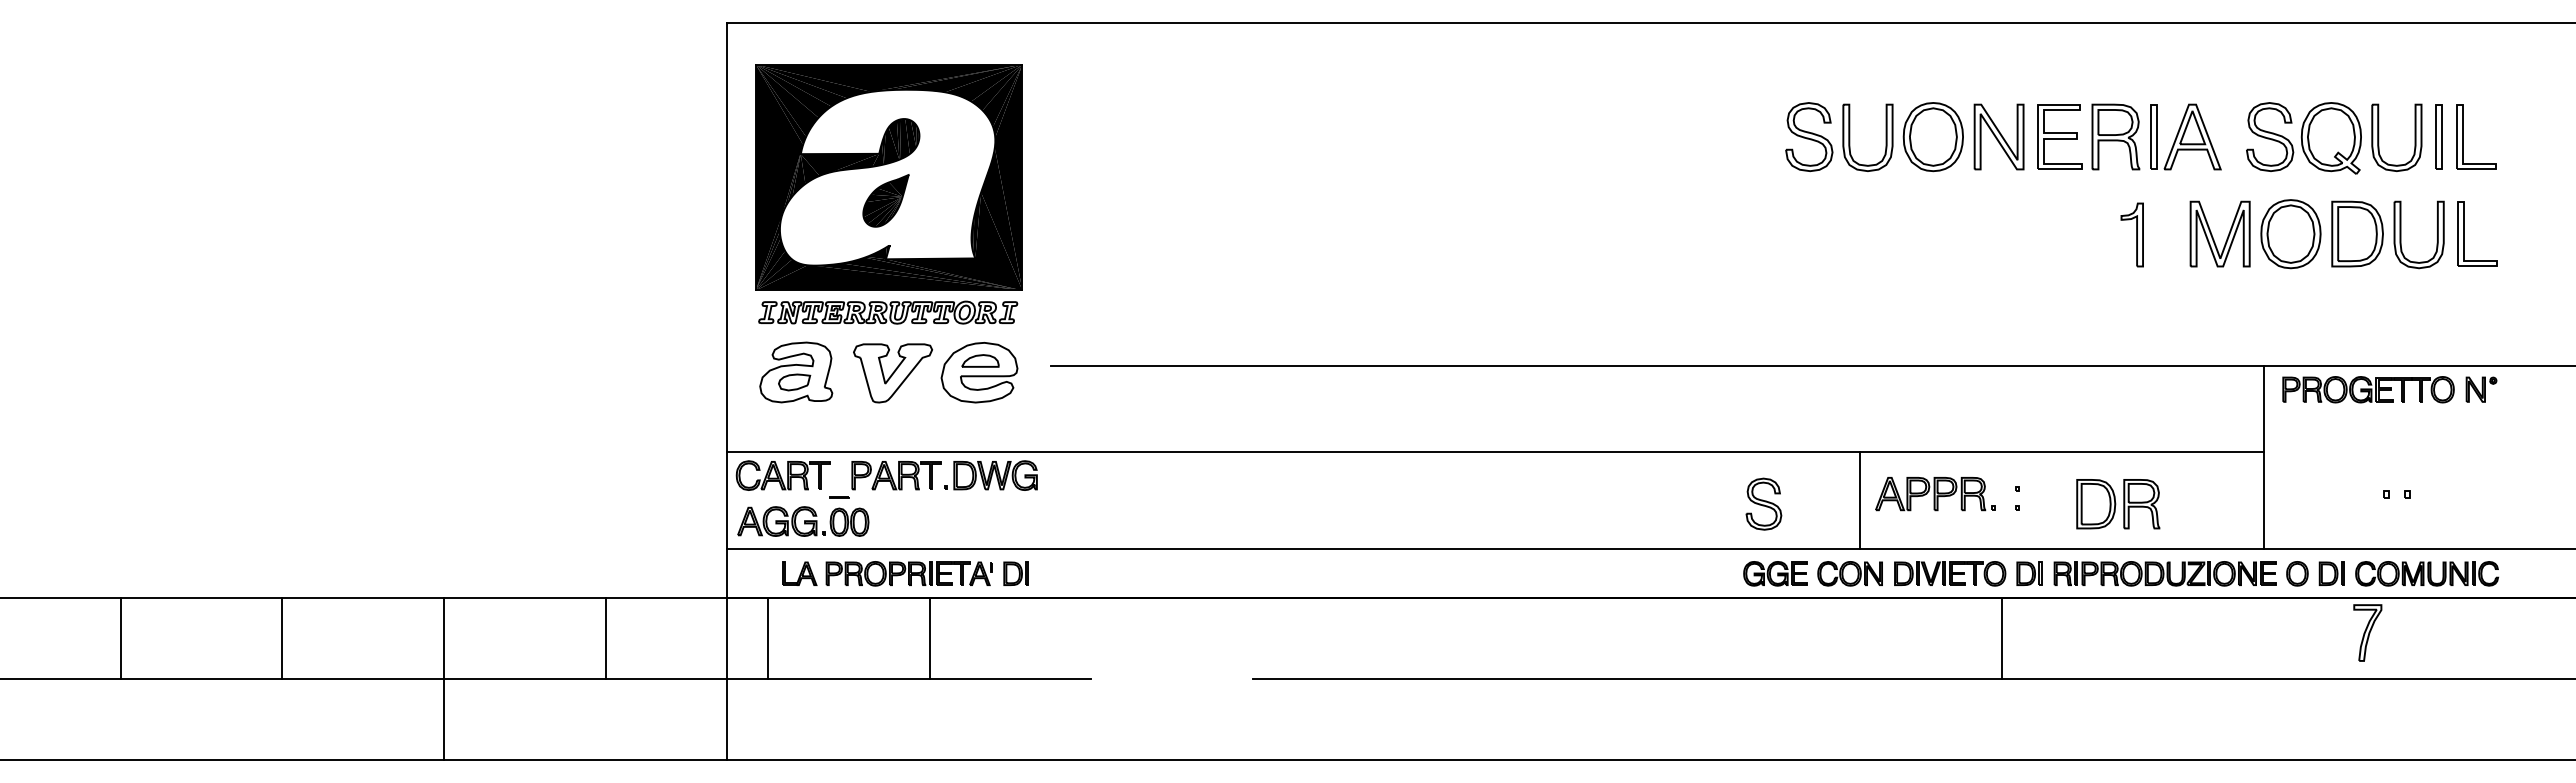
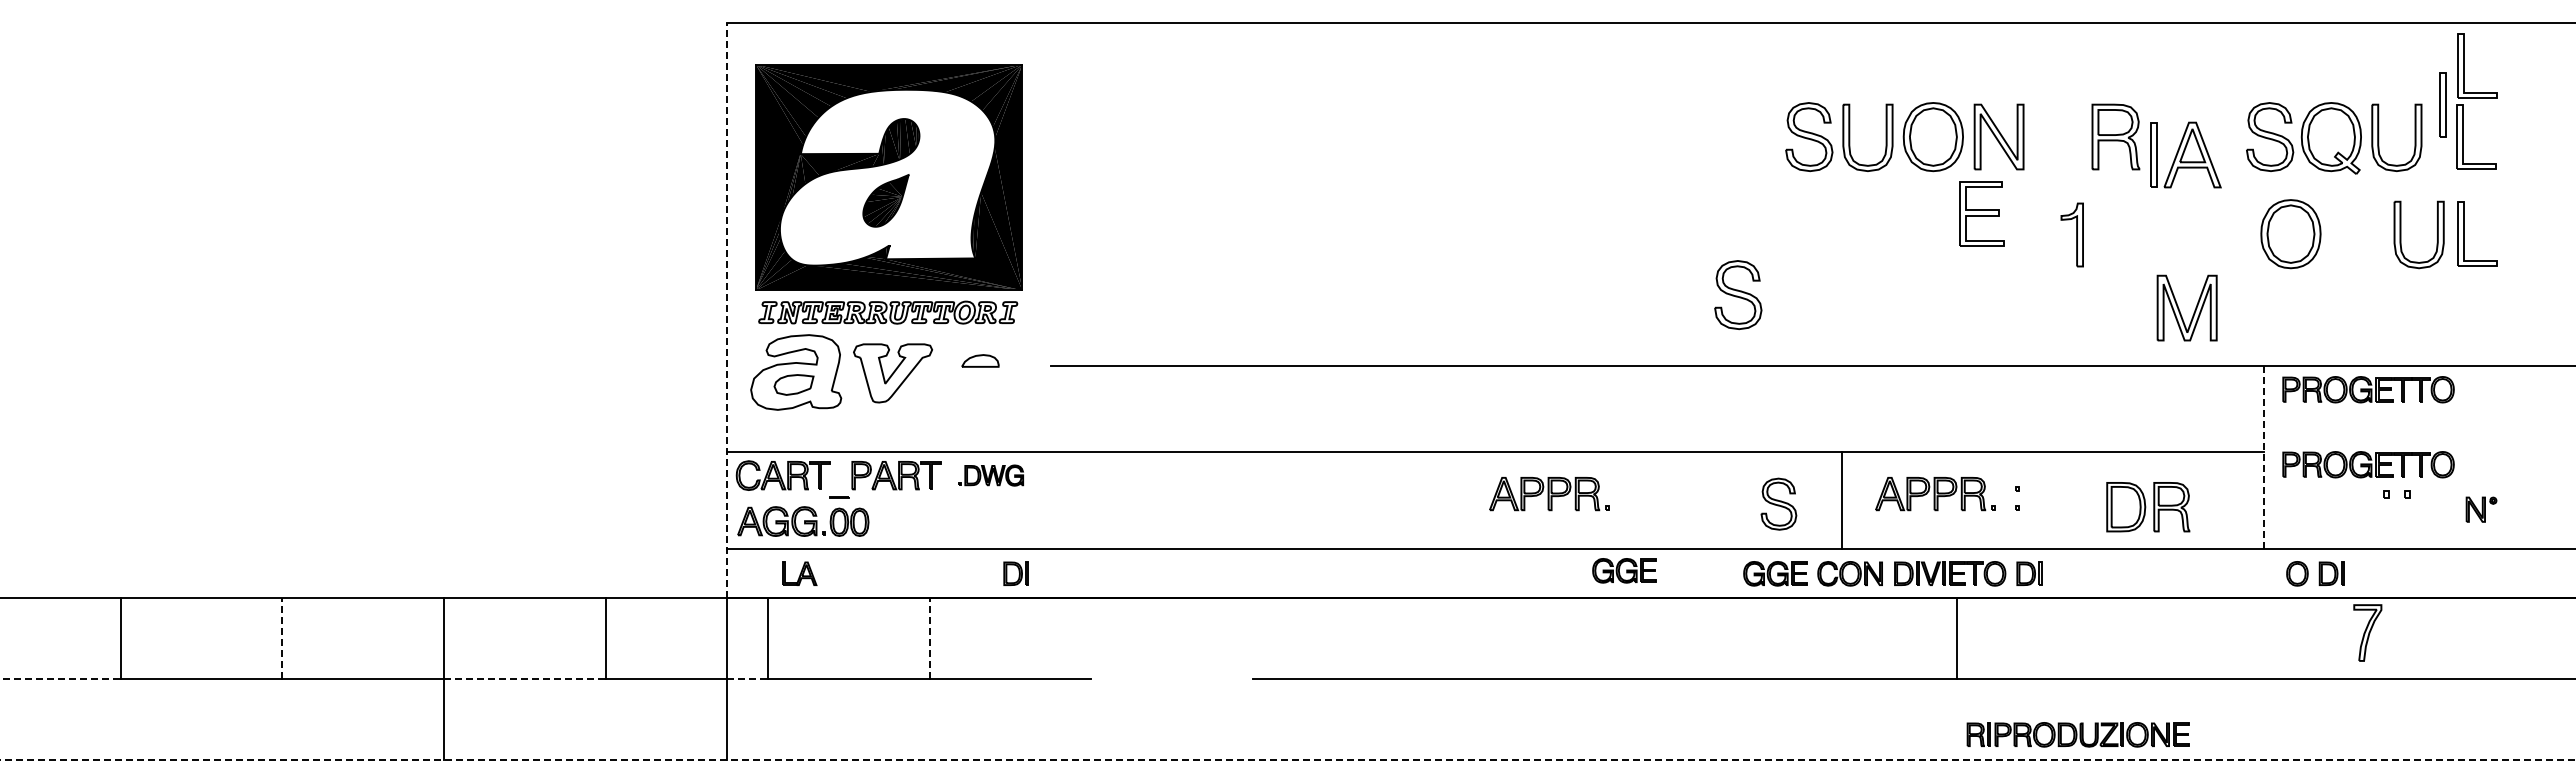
part: none -> present (2464, 65)
part position: (2059, 136) -> (1981, 213) (1981, 213)
part position: (2185, 136) -> (2185, 154) (2185, 154)
part position: (2438, 136) -> (2442, 104) (2442, 104)
part: present -> none (2357, 233)
part position: (2131, 234) -> (2071, 234) (2071, 234)
part position: (2212, 234) -> (2179, 308) (2179, 308)
part: none -> present (1738, 295)
line: solid -> dashed (727, 310)
part size: 75x63 px -> 93x77 px (796, 372)
part: present -> none (979, 372)
part position: (2481, 389) -> (2481, 509) (2481, 509)
line: solid -> dashed (2264, 457)
part: none -> present (2368, 464)
part size: 94x31 px -> 66x23 px (990, 475)
part: none -> present (1549, 494)
line position: (1859, 500) -> (1841, 500) (1841, 500)
part position: (1763, 503) -> (1778, 503) (1778, 503)
part position: (2118, 504) -> (2148, 507) (2148, 507)
part: none -> present (1624, 570)
part: present -> none (908, 573)
part position: (2164, 573) -> (2077, 734) (2077, 734)
part: present -> none (2426, 573)
line: solid -> dashed (282, 637)
line: solid -> dashed (929, 637)
line position: (2001, 637) -> (1956, 637) (1956, 637)
line: solid -> dashed (60, 678)
line: solid -> dashed (525, 678)
line: solid -> dashed (748, 678)
line: solid -> dashed (1288, 759)
